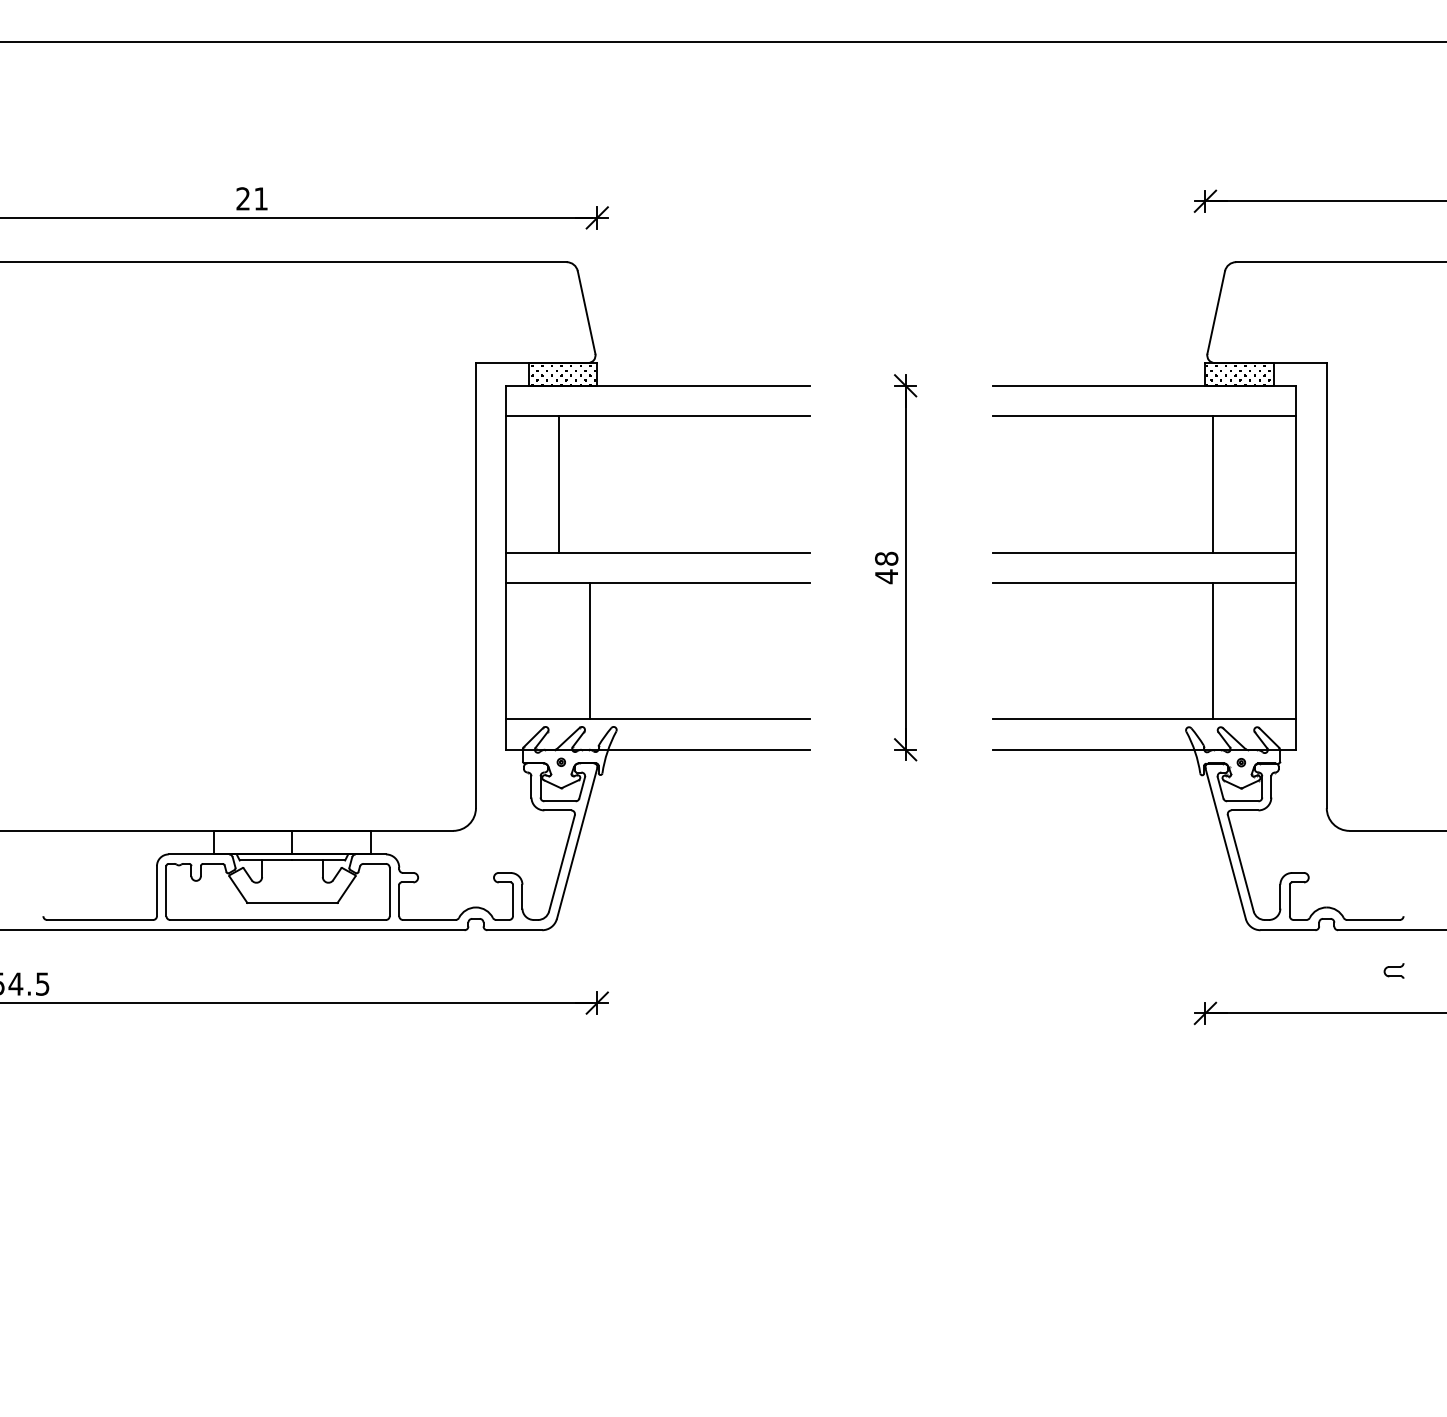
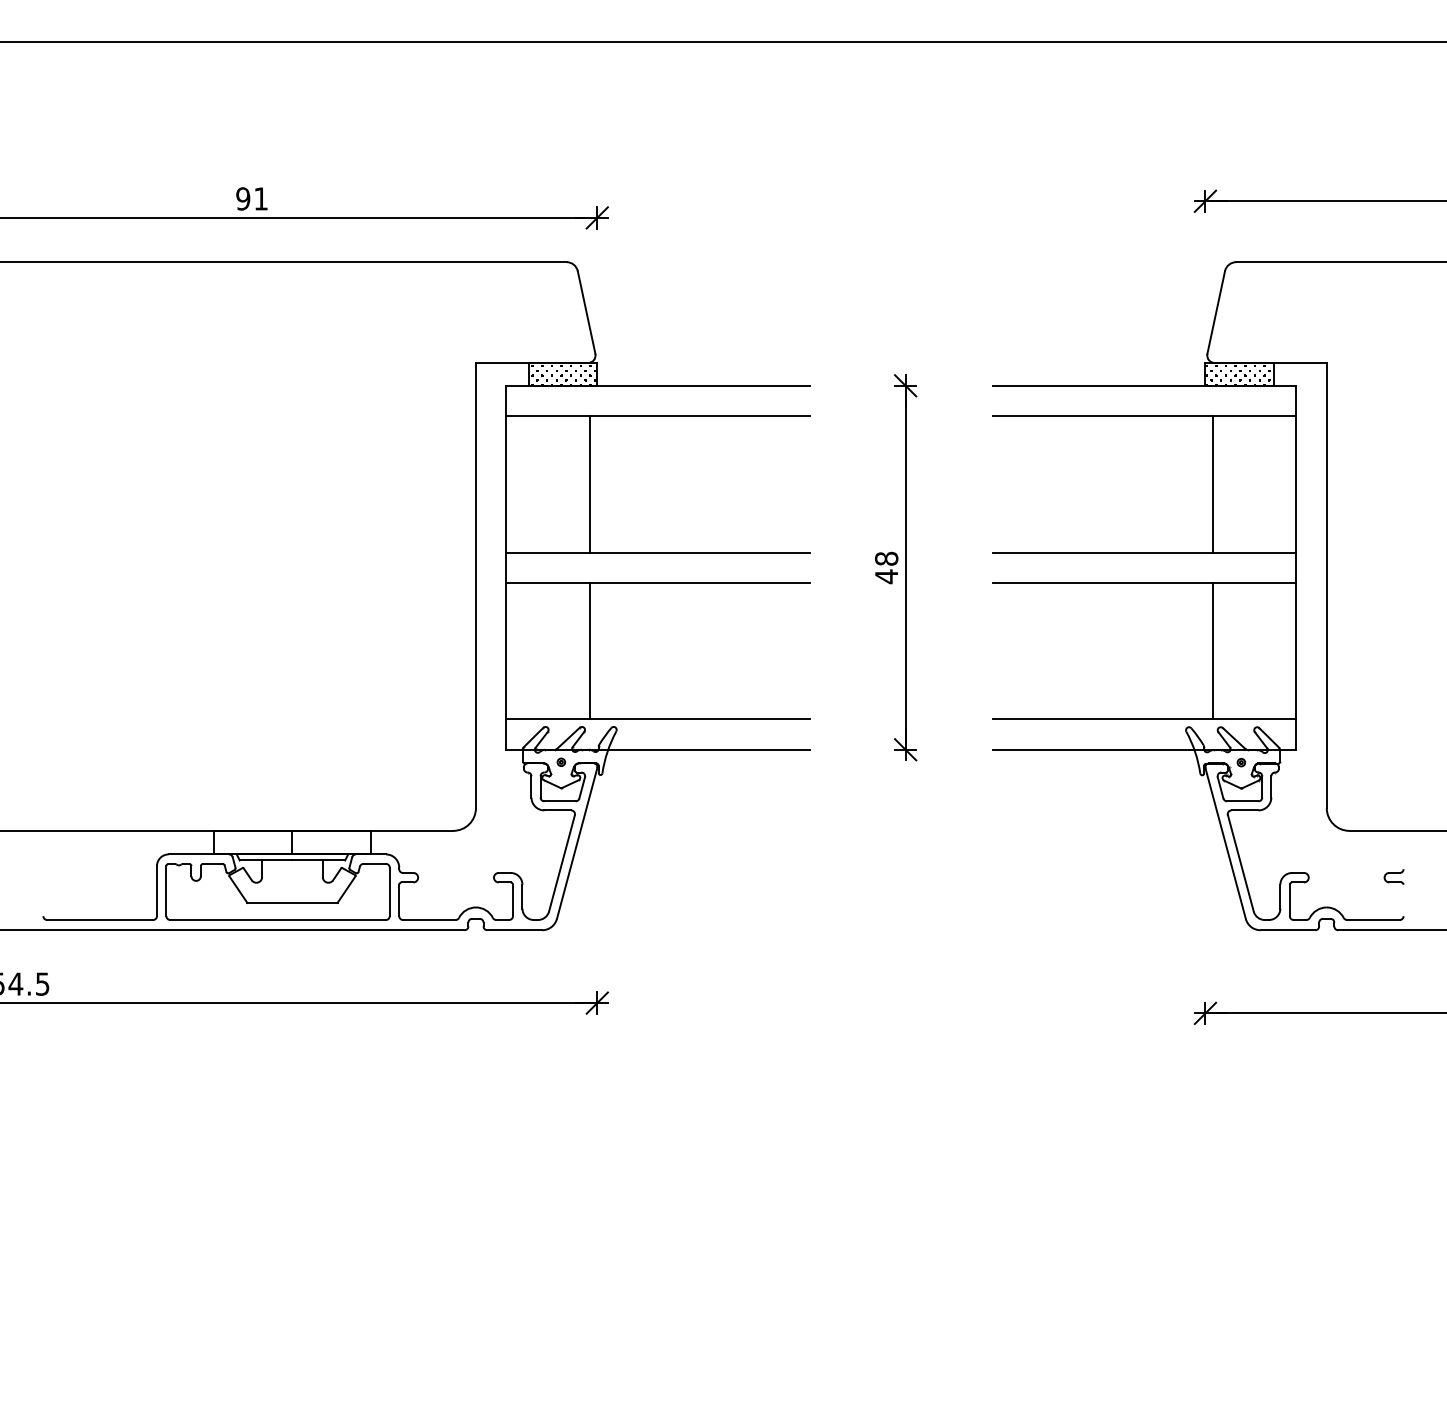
text: 21 -> 91 (243, 198)
line position: (558, 484) -> (589, 484) (589, 484)
part position: (1393, 970) -> (1393, 876) (1393, 876)
